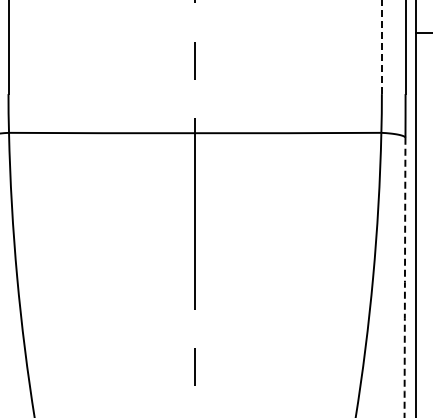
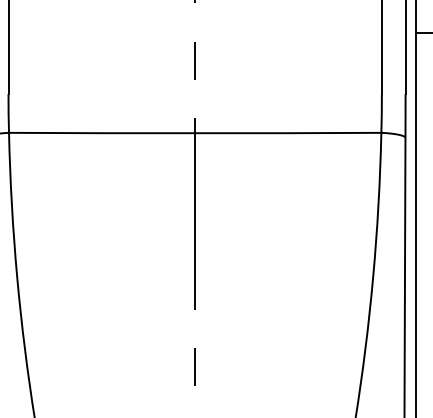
line: dashed -> solid (381, 47)
arc: dashed -> solid (404, 278)
